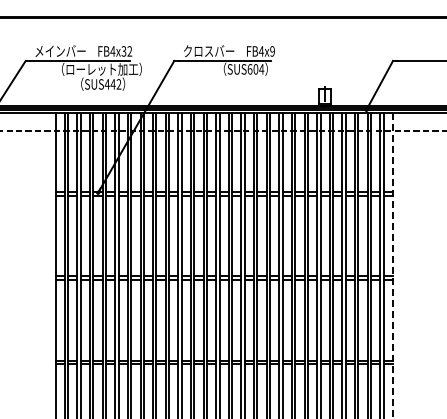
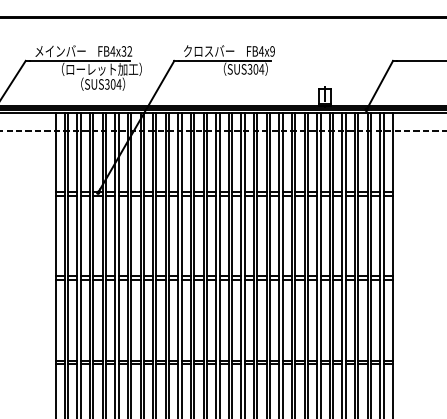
text: SUS604 -> SUS304 (249, 69)
text: SUS442 -> SUS304 (112, 84)
line: dashed -> solid (392, 266)
